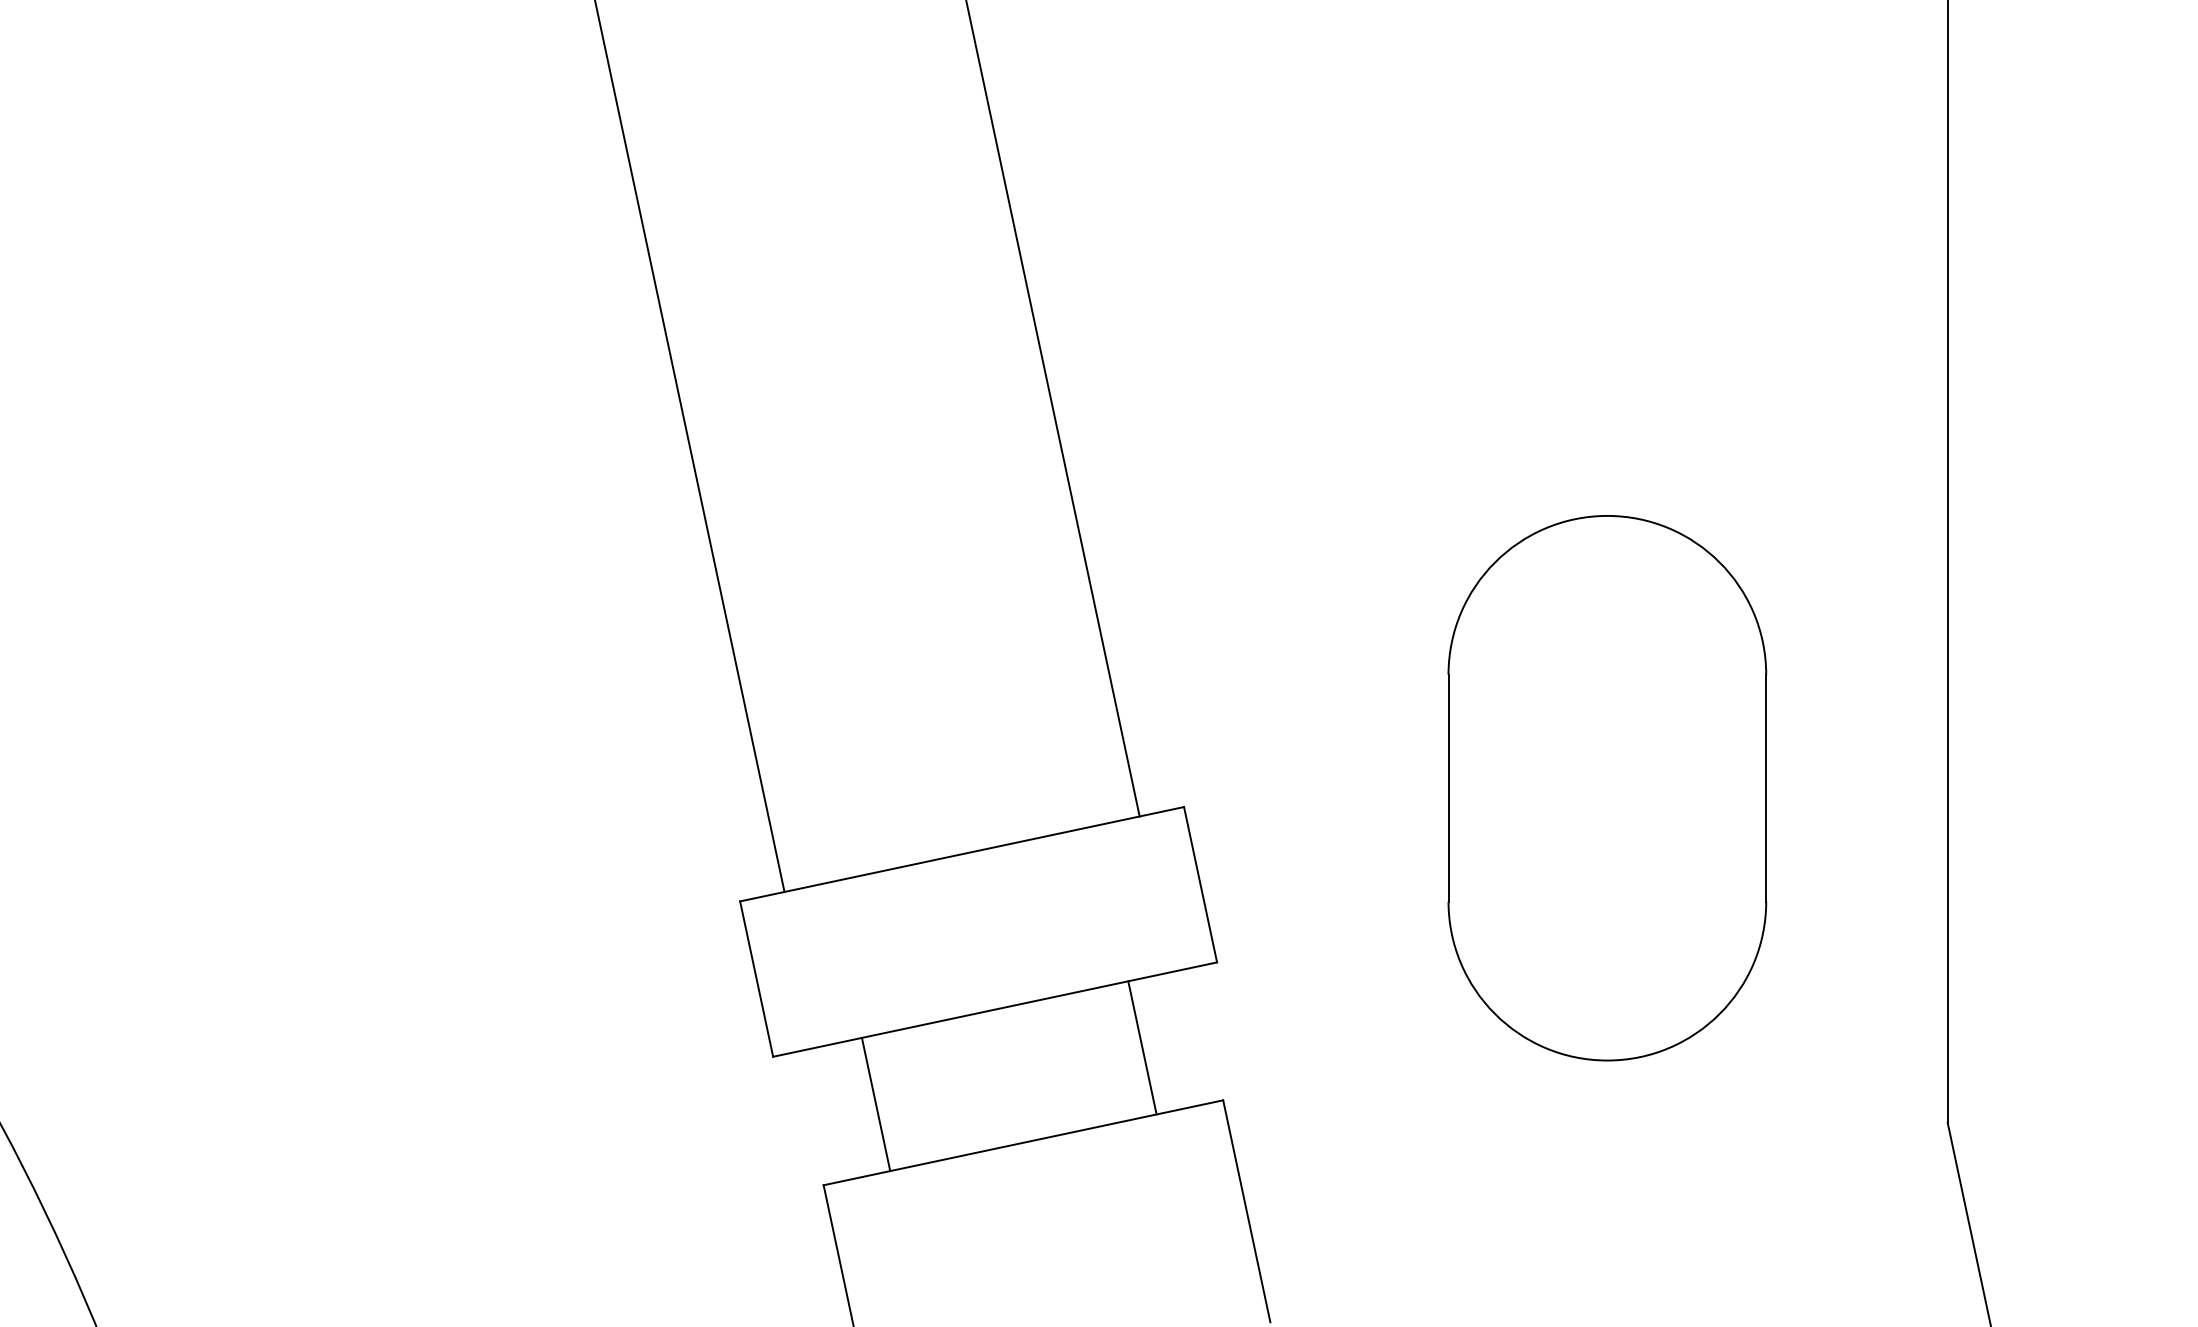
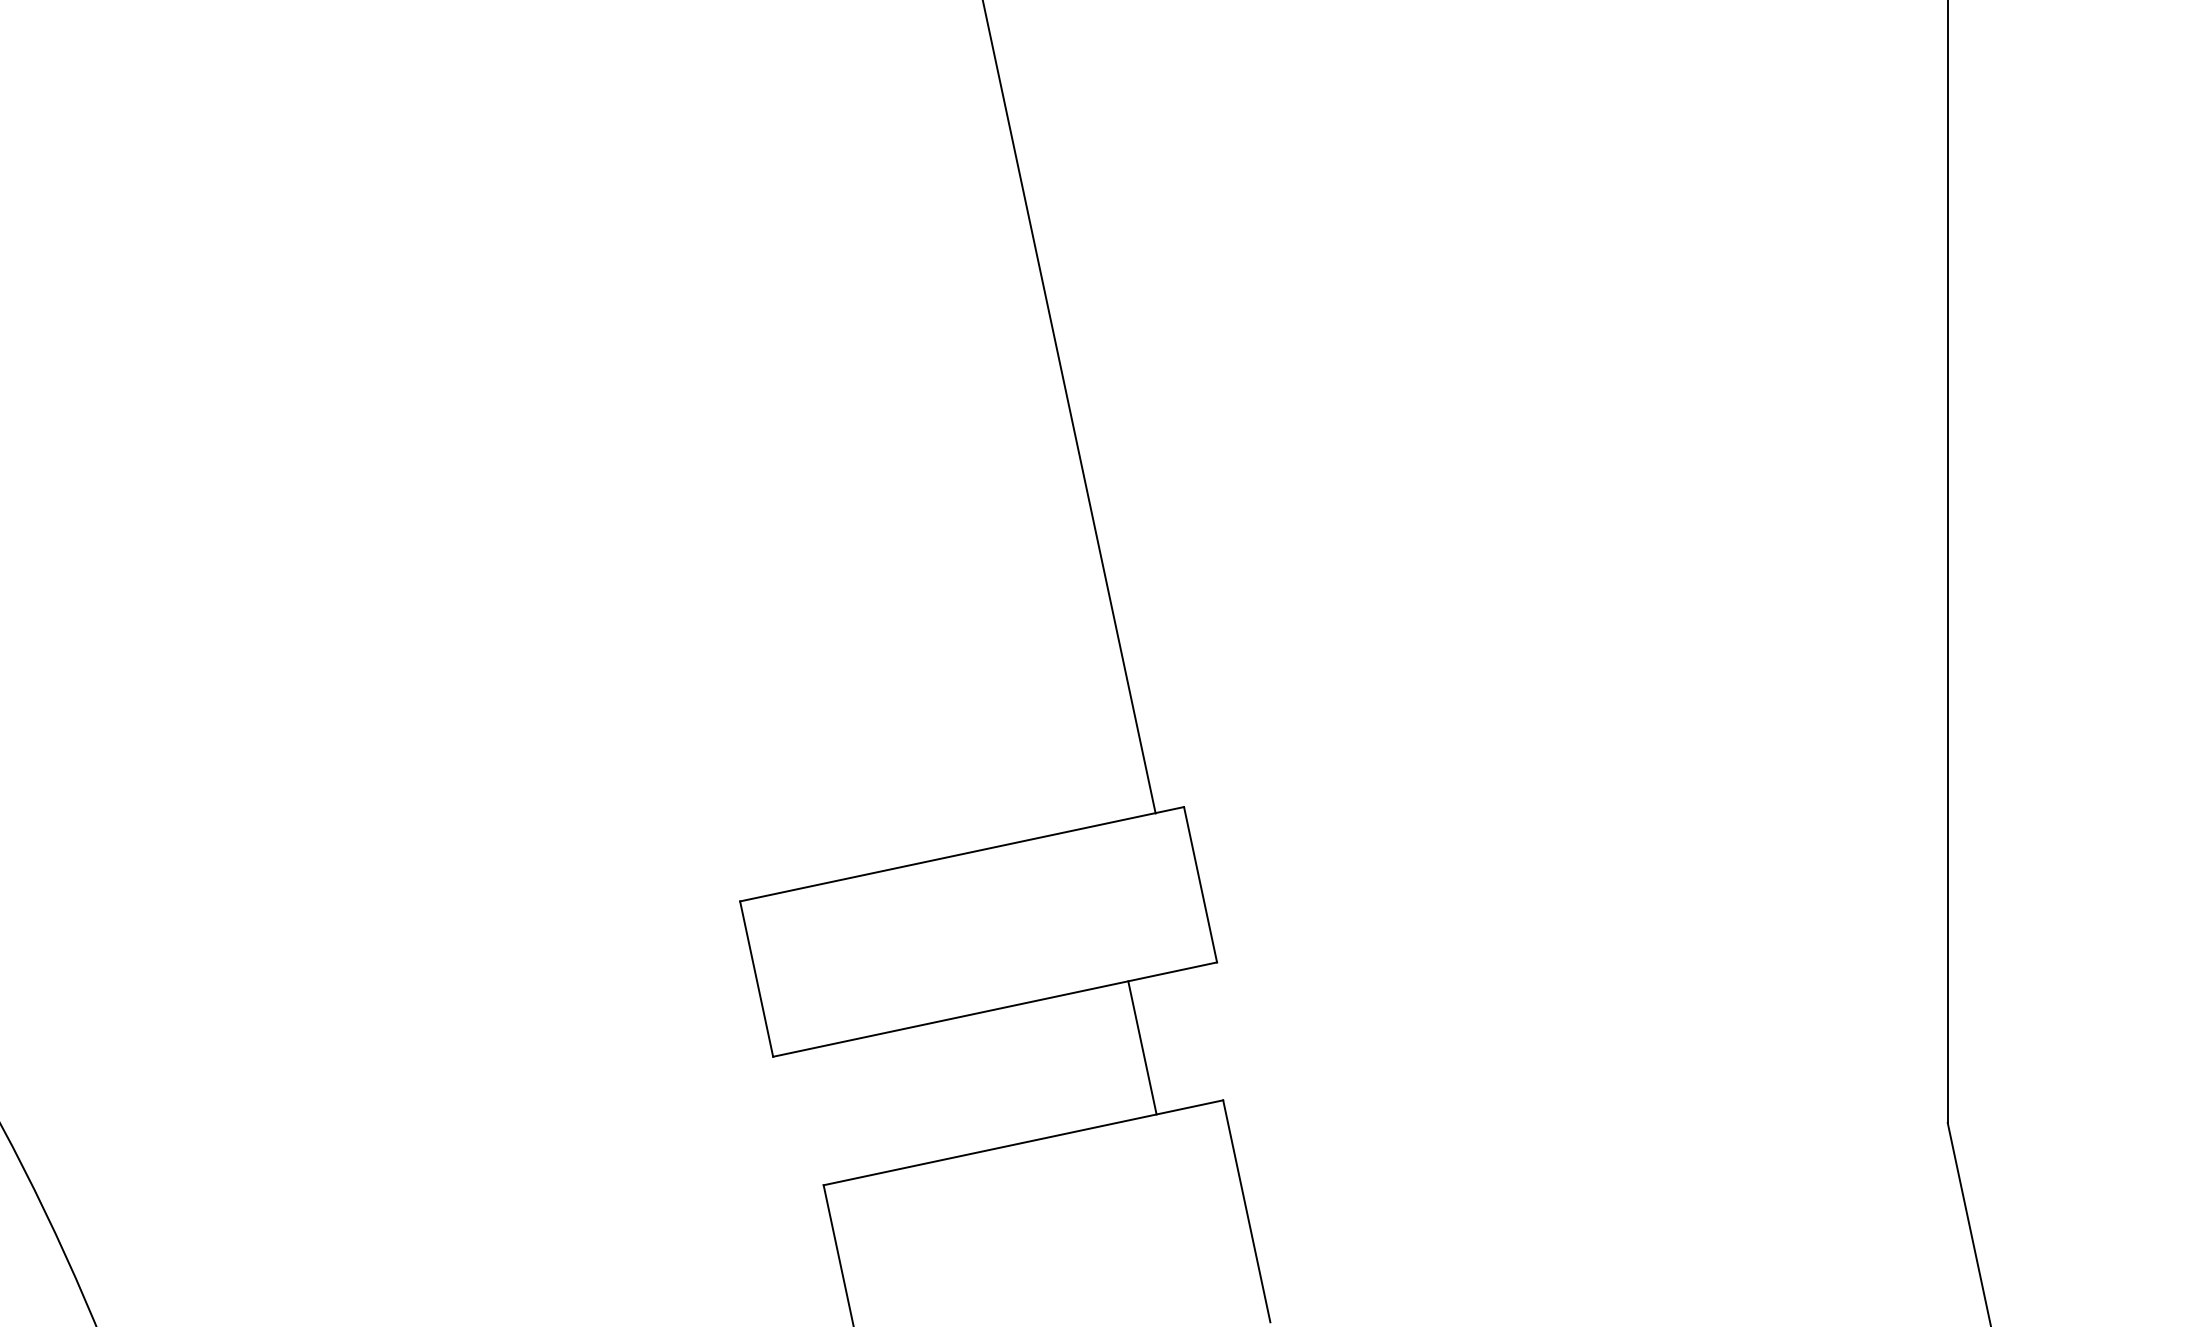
line position: (1052, 409) -> (1069, 407) (1069, 407)
line: present -> none (689, 446)
part: present -> none (1607, 788)
line: present -> none (875, 1104)
